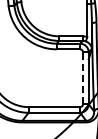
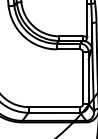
line: dashed -> solid (83, 77)
